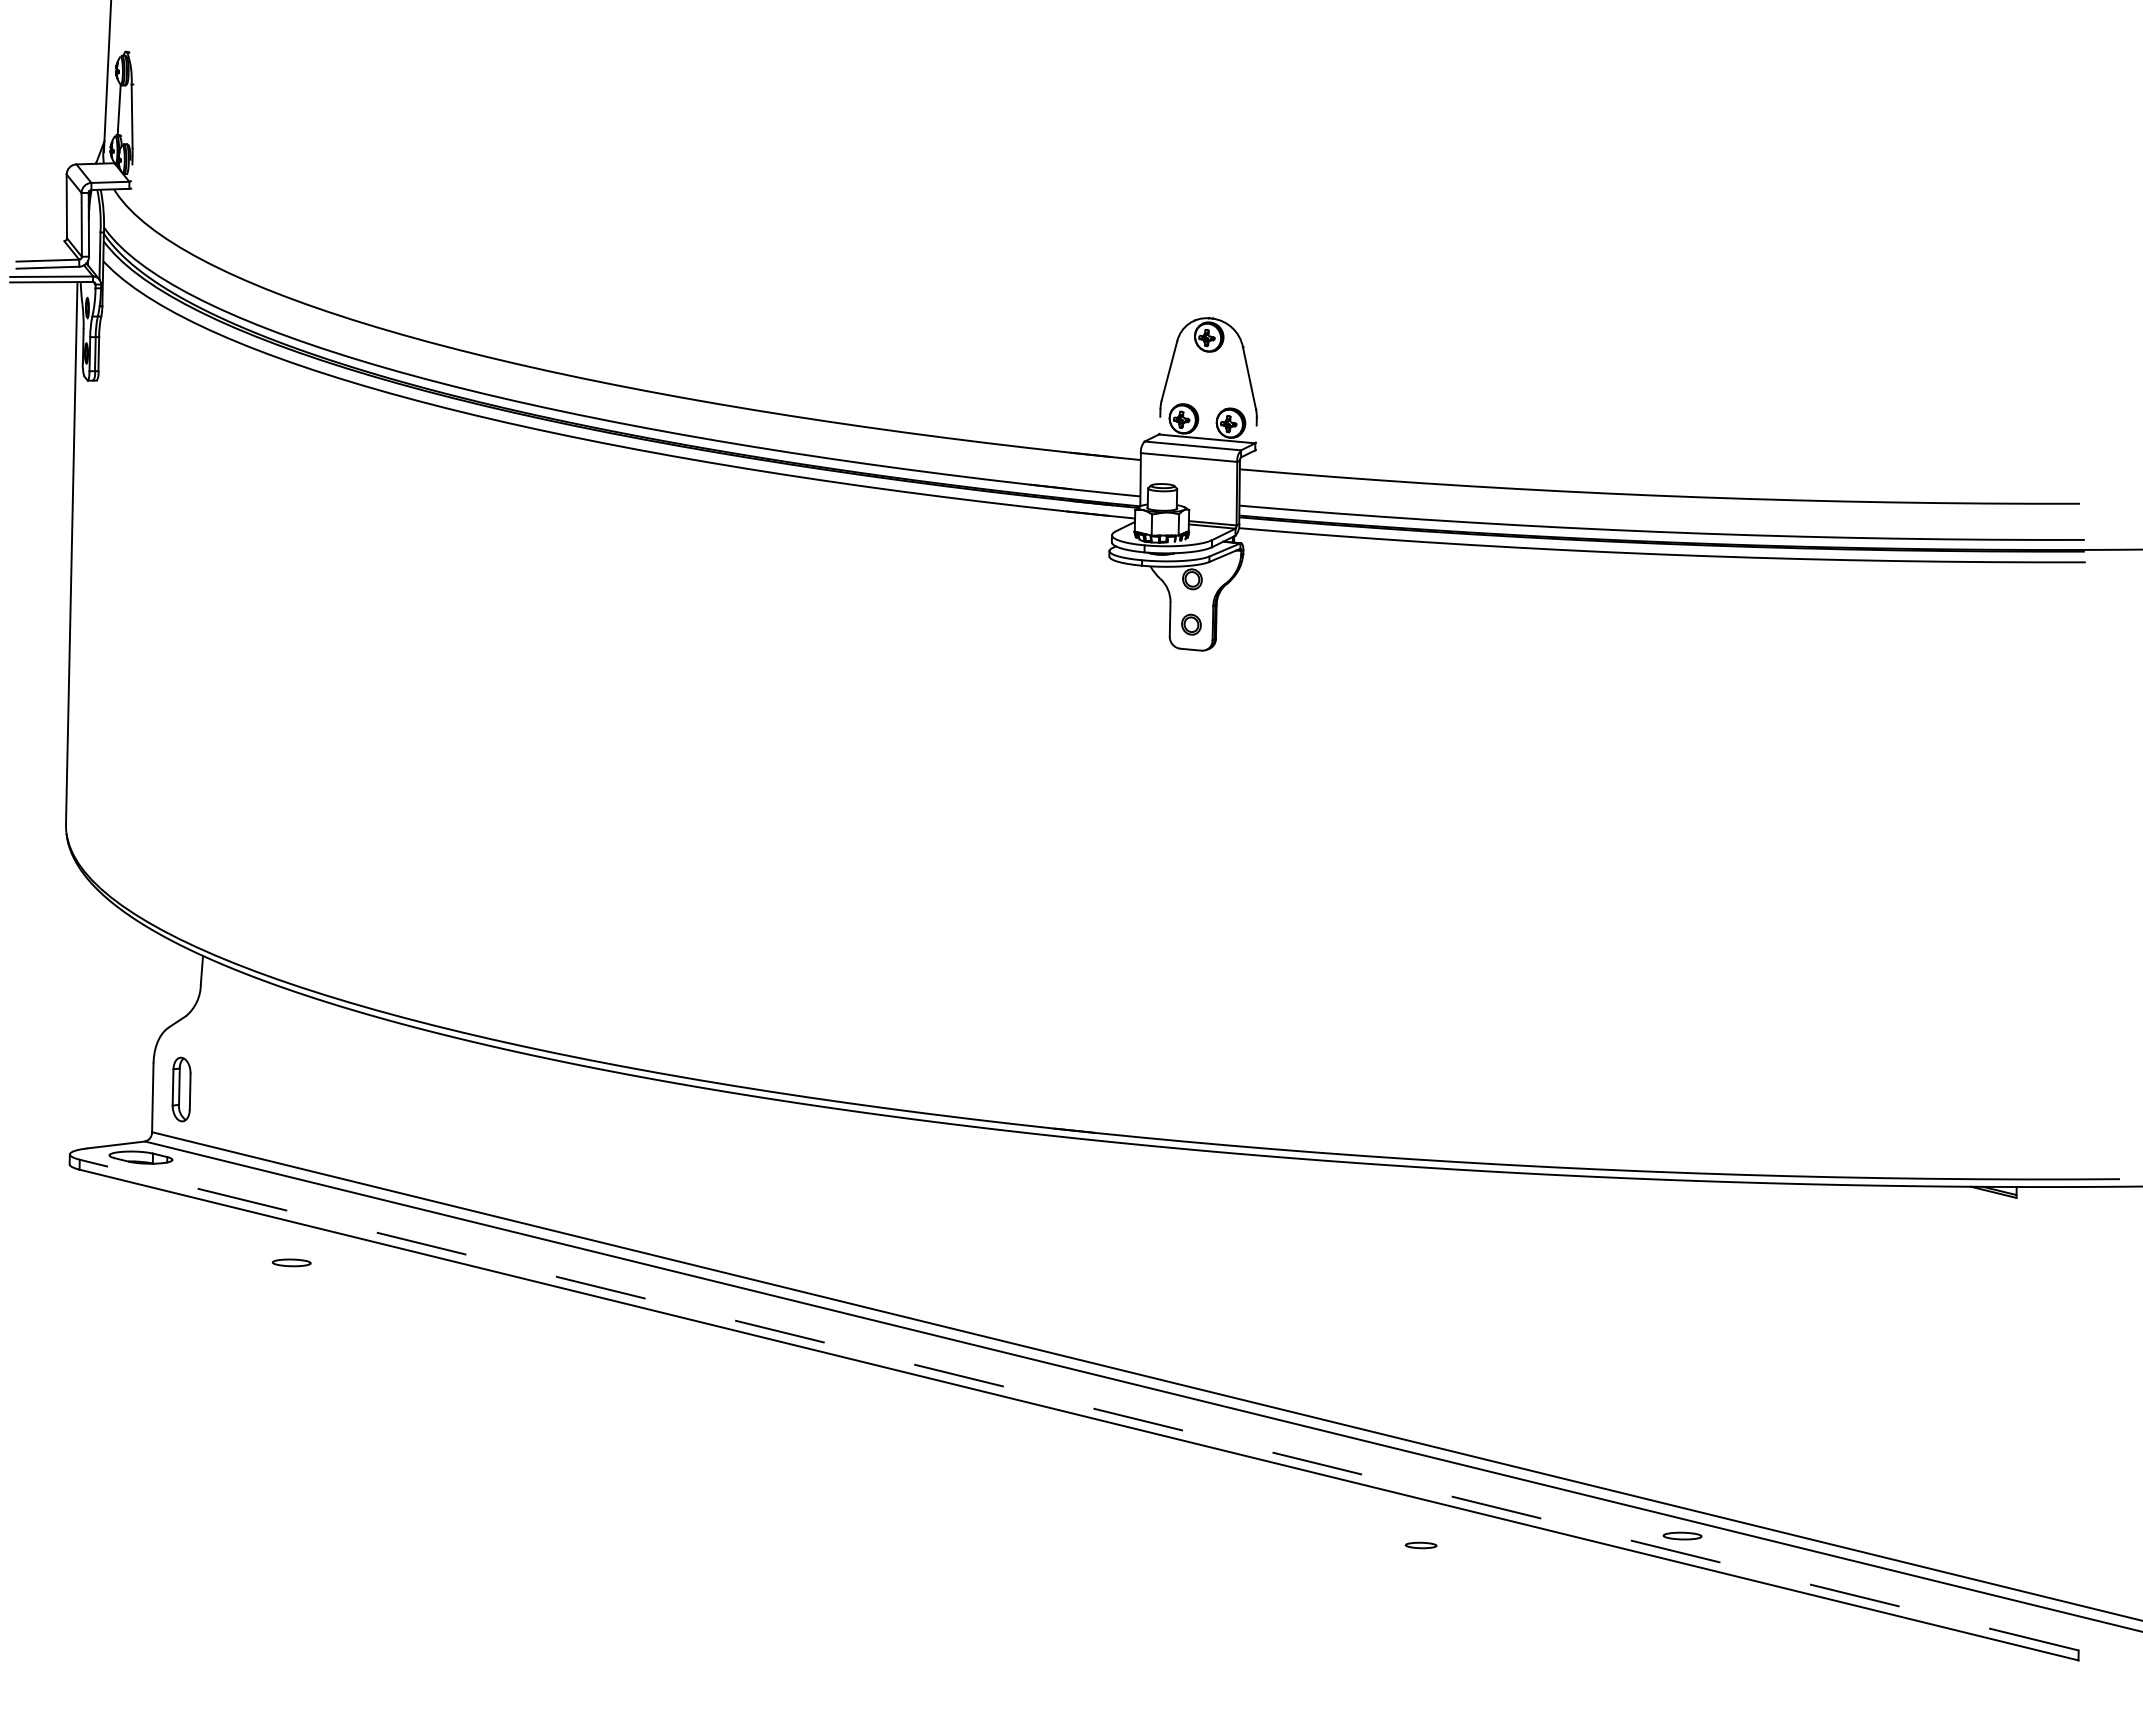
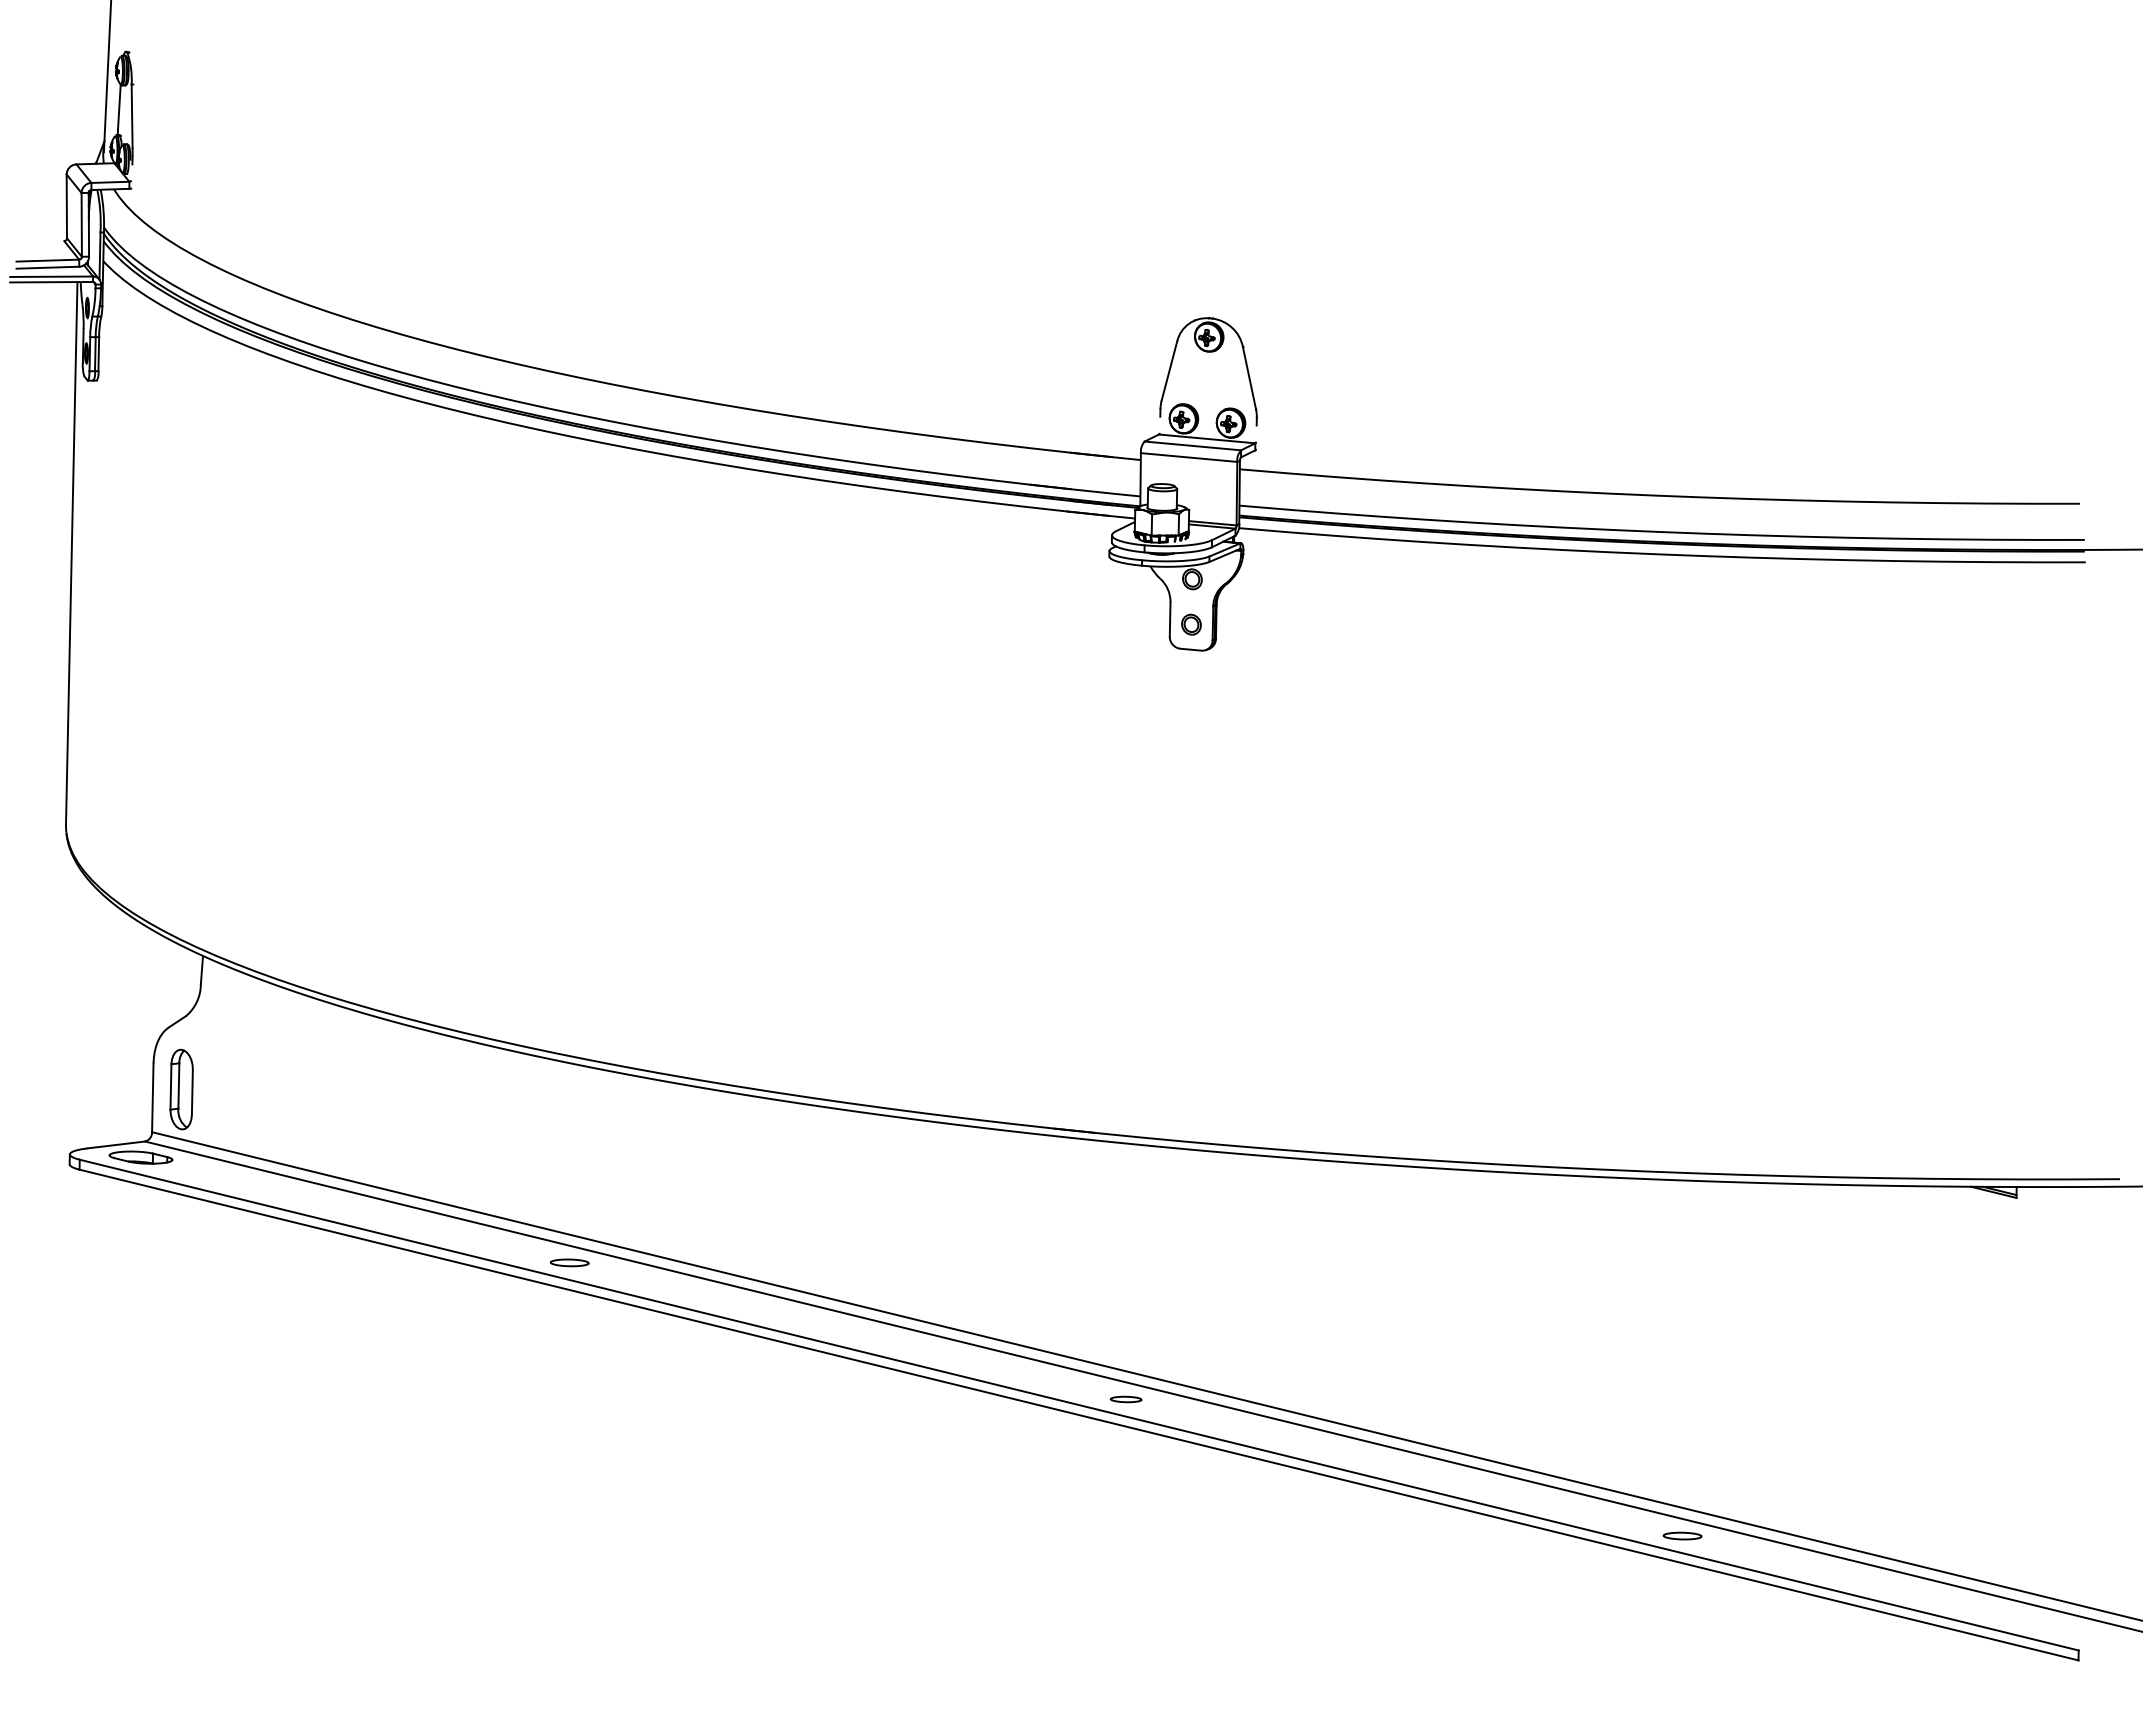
part size: 21x67 px -> 25x83 px (181, 1089)
part position: (291, 1262) -> (569, 1262) (569, 1262)
line: dashed -> solid (1078, 1404)
part position: (1420, 1545) -> (1125, 1399) (1125, 1399)
